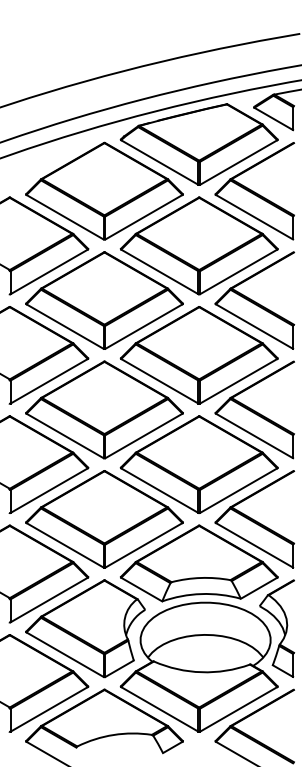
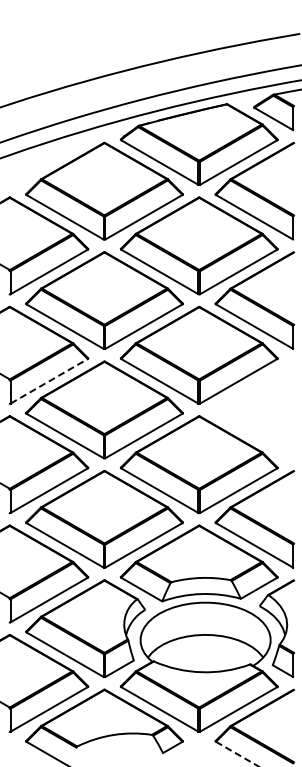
line: solid -> dashed (49, 381)
part: present -> none (254, 409)
line: solid -> dashed (237, 754)
